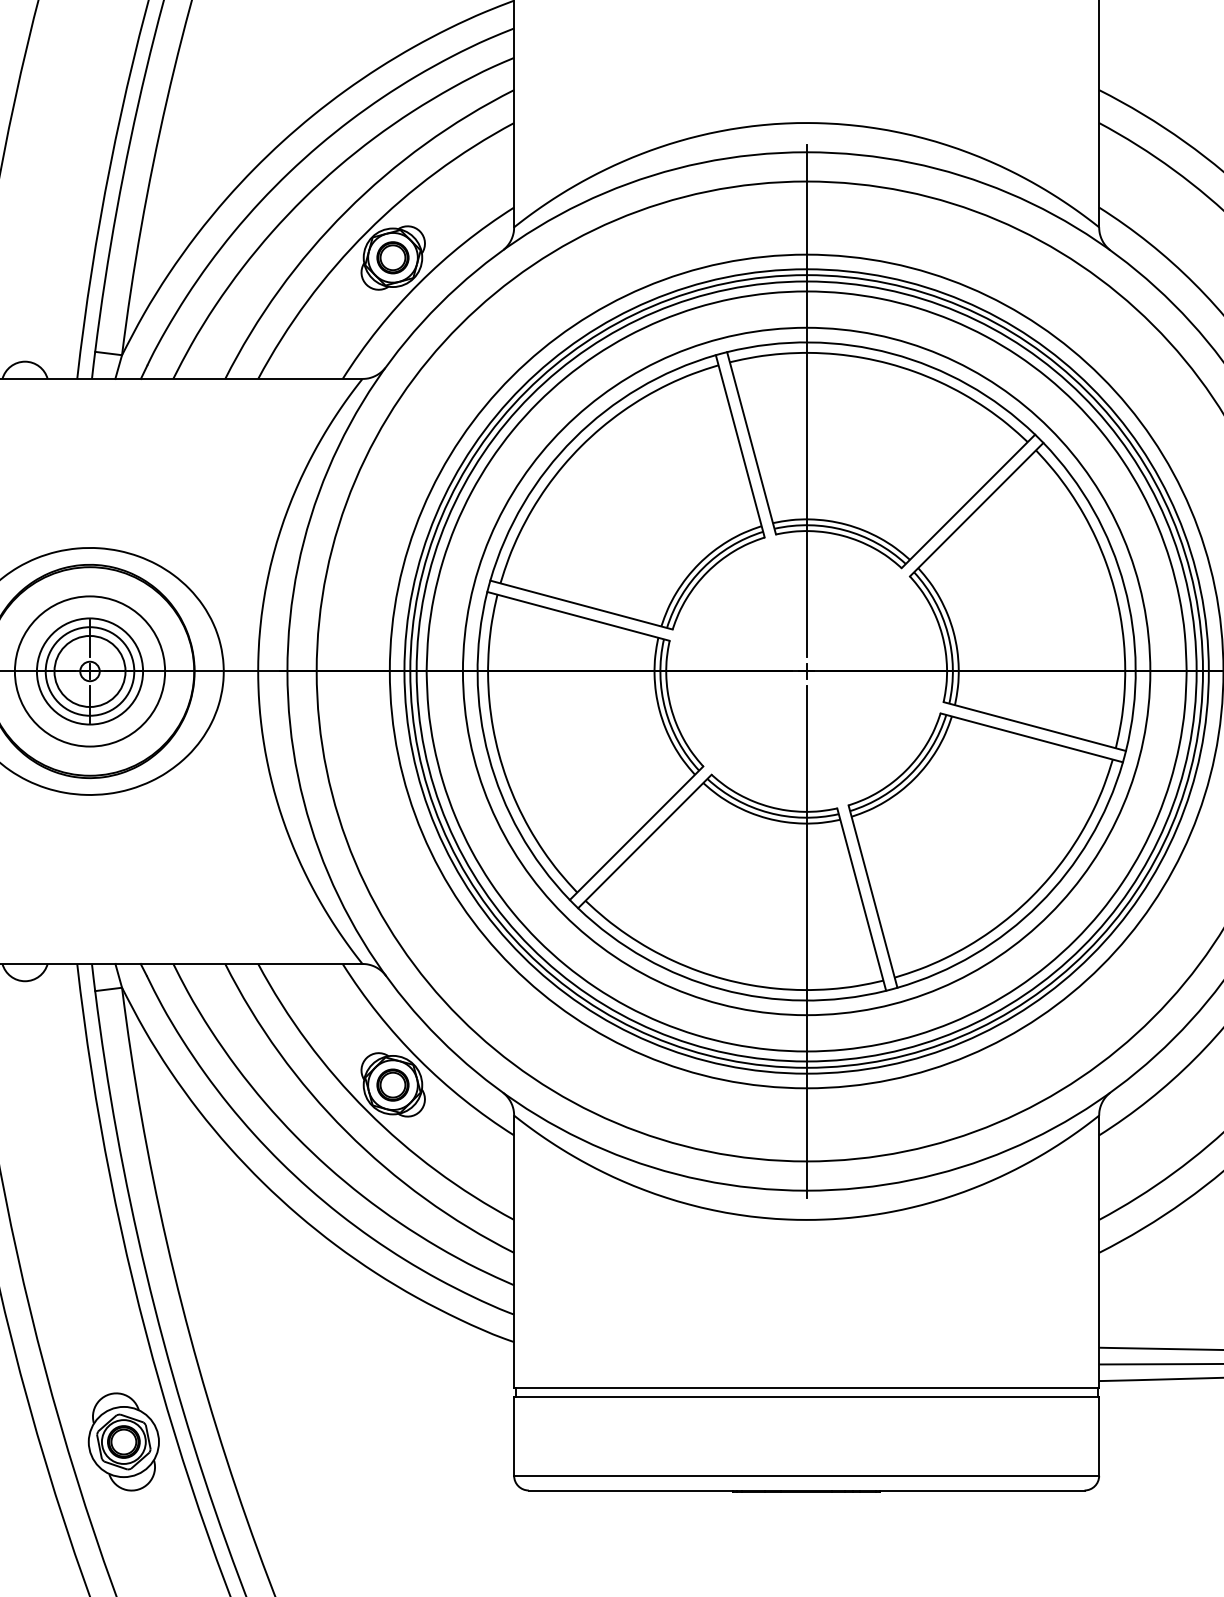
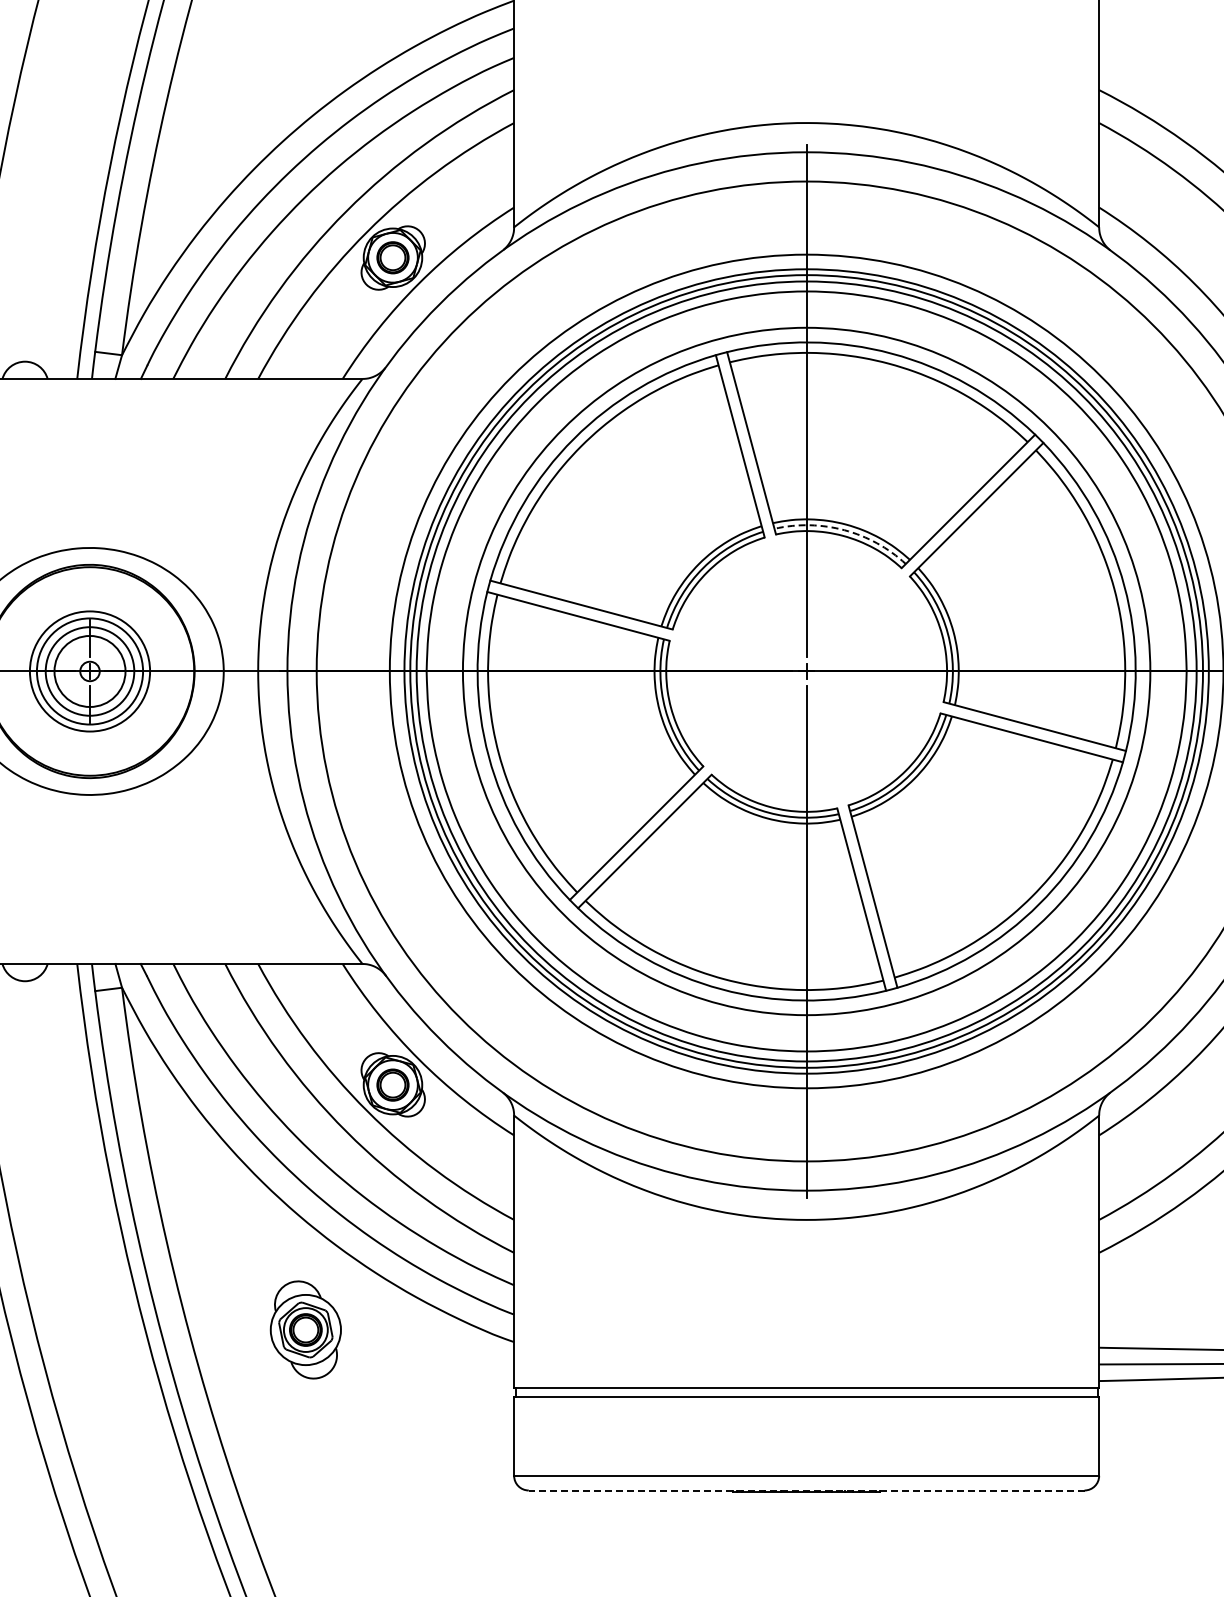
arc: solid -> dashed (844, 530)
circle diameter: 150 px -> 120 px (89, 671)
part position: (123, 1441) -> (305, 1329) (305, 1329)
line: solid -> dashed (806, 1490)
